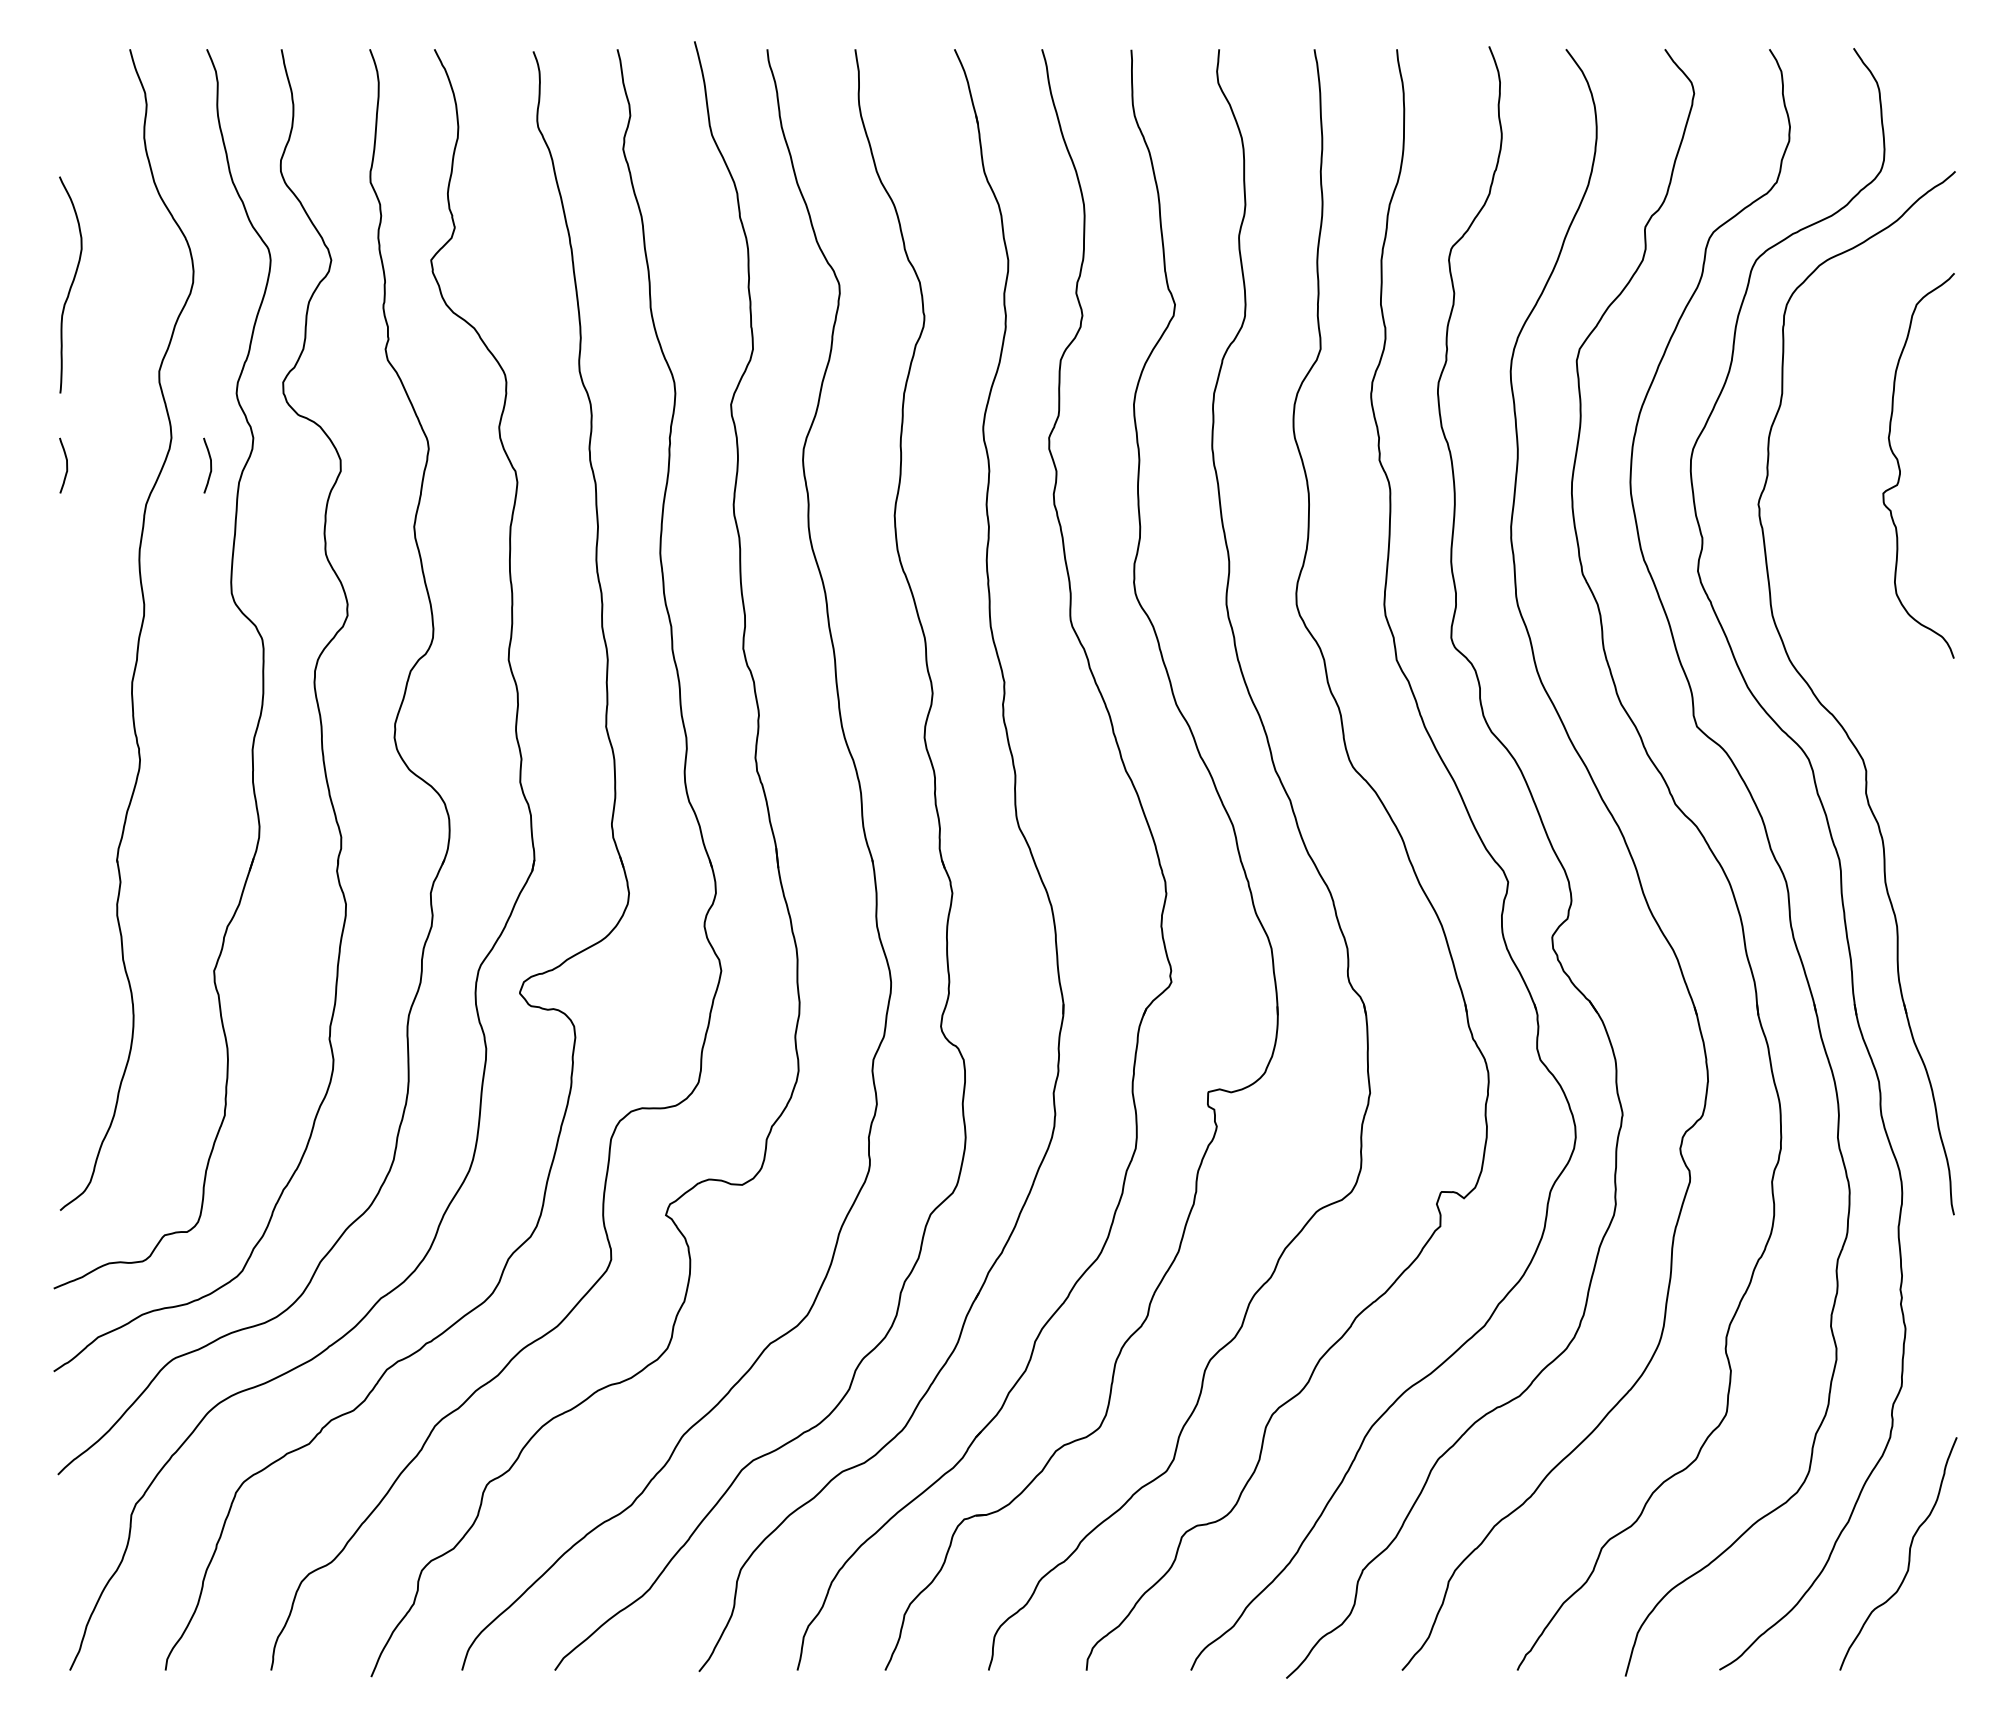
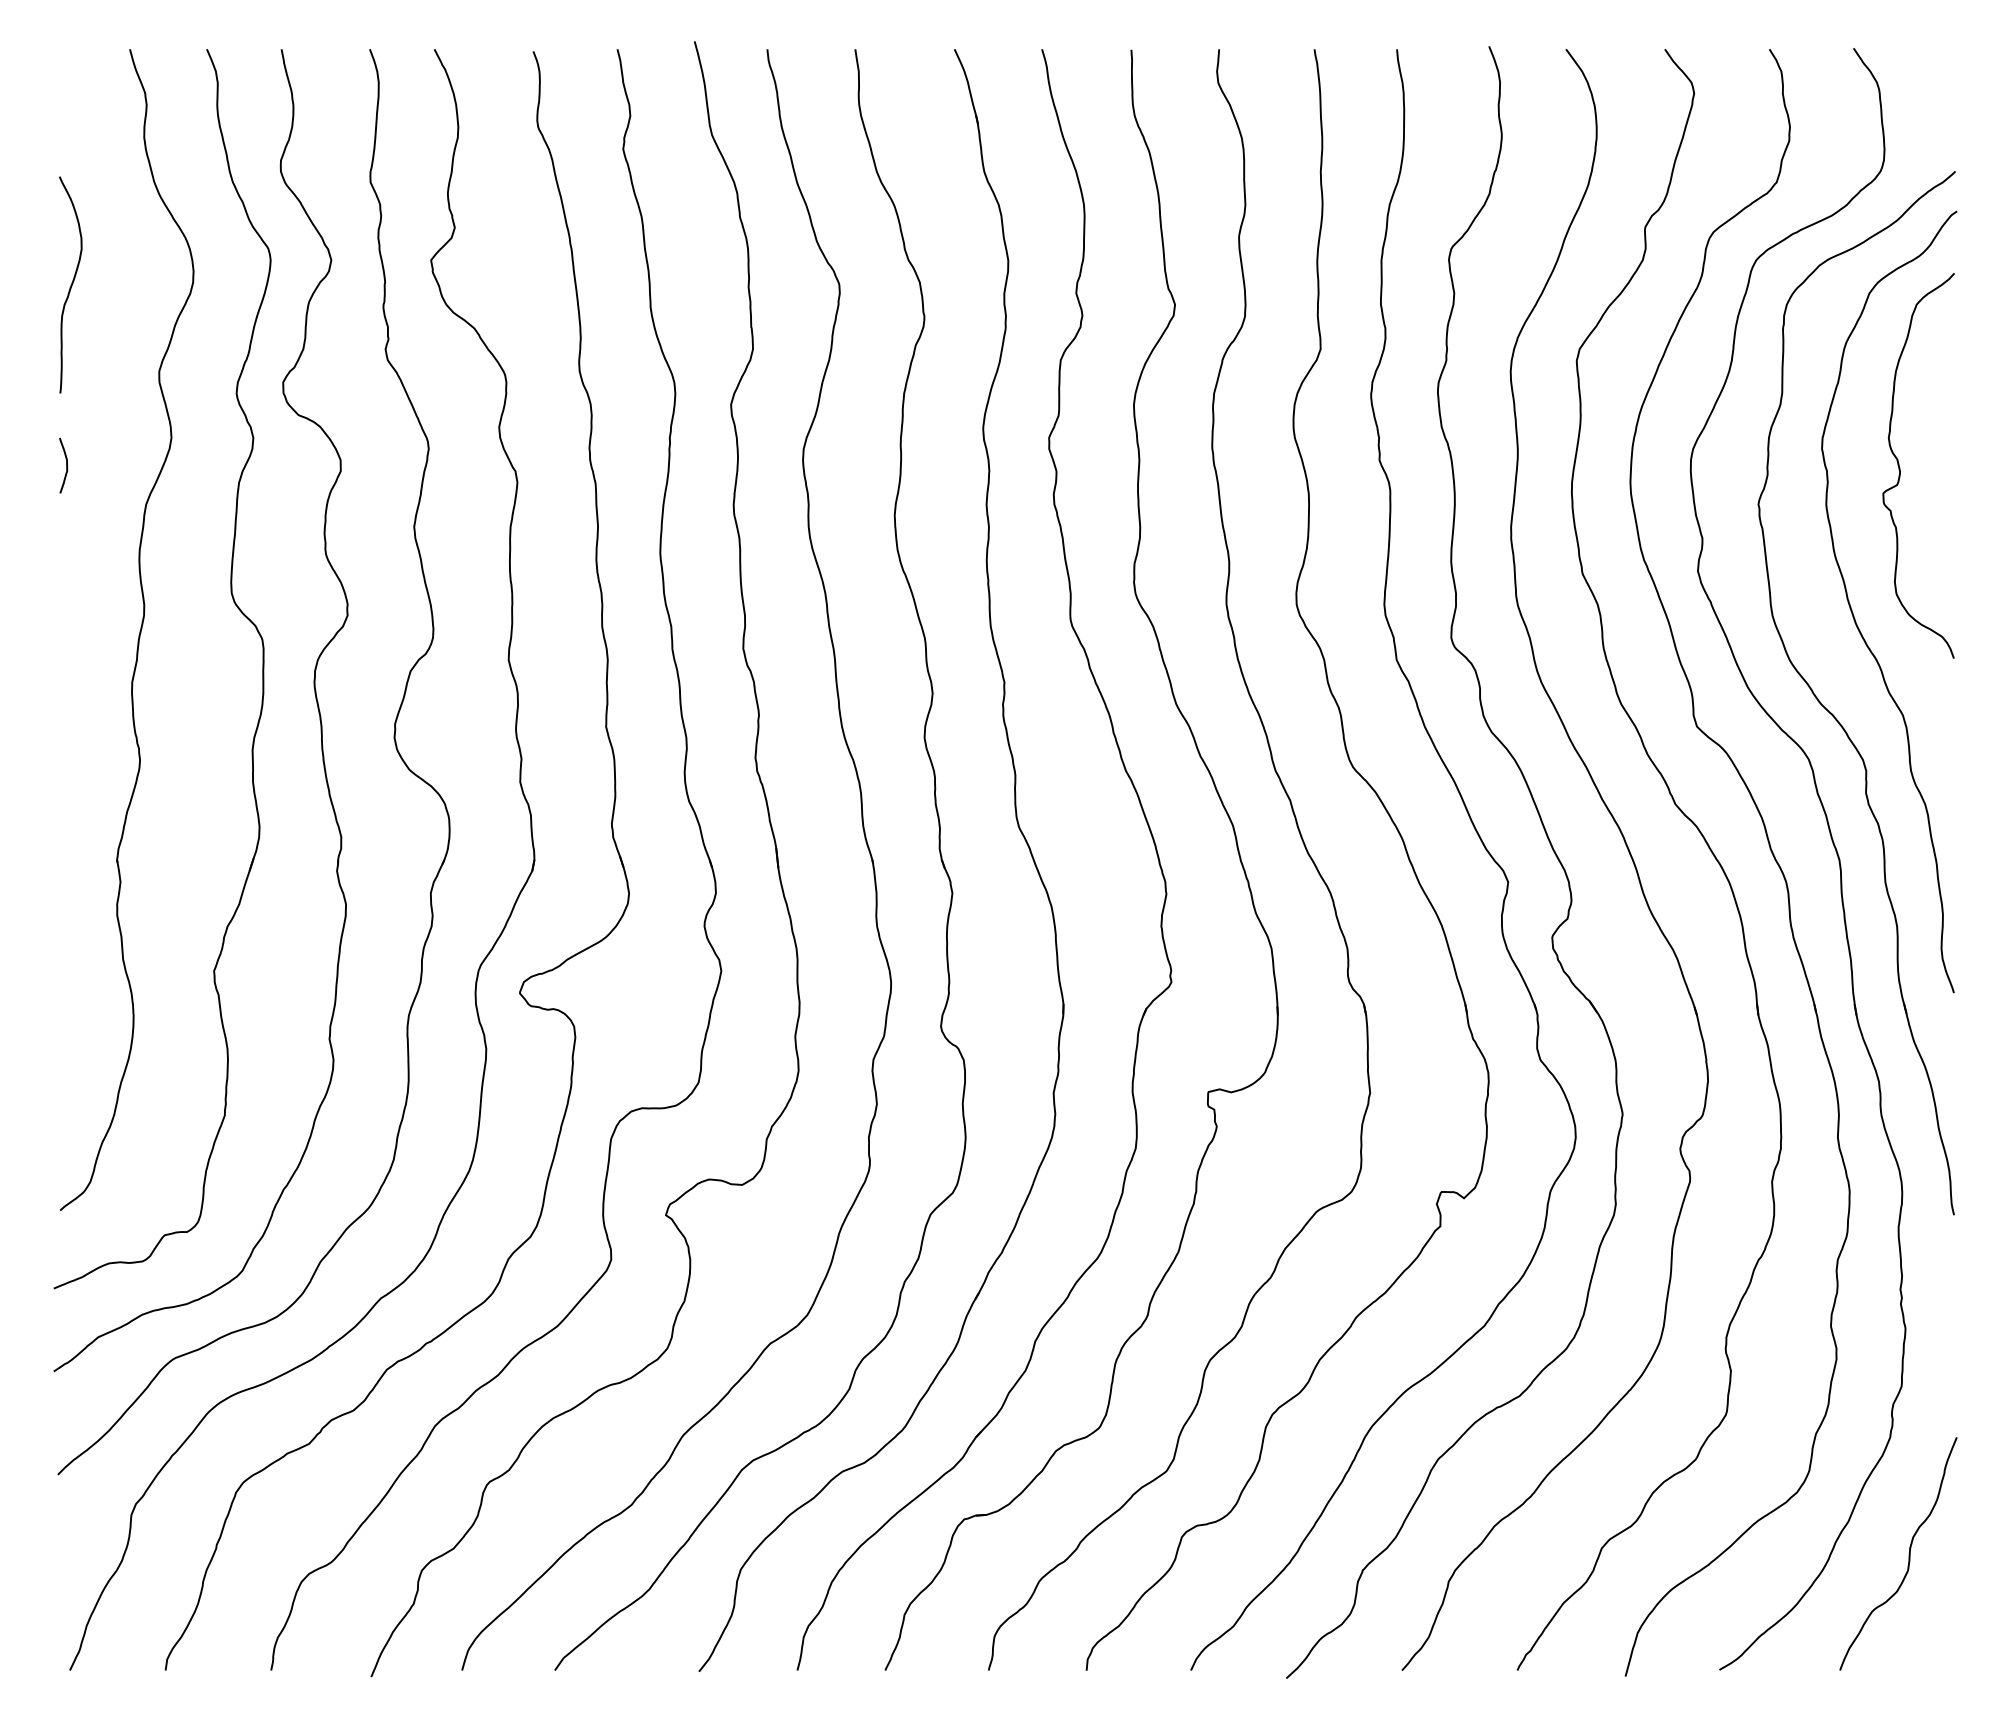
curve: present -> none (210, 465)
curve: none -> present (1853, 612)
